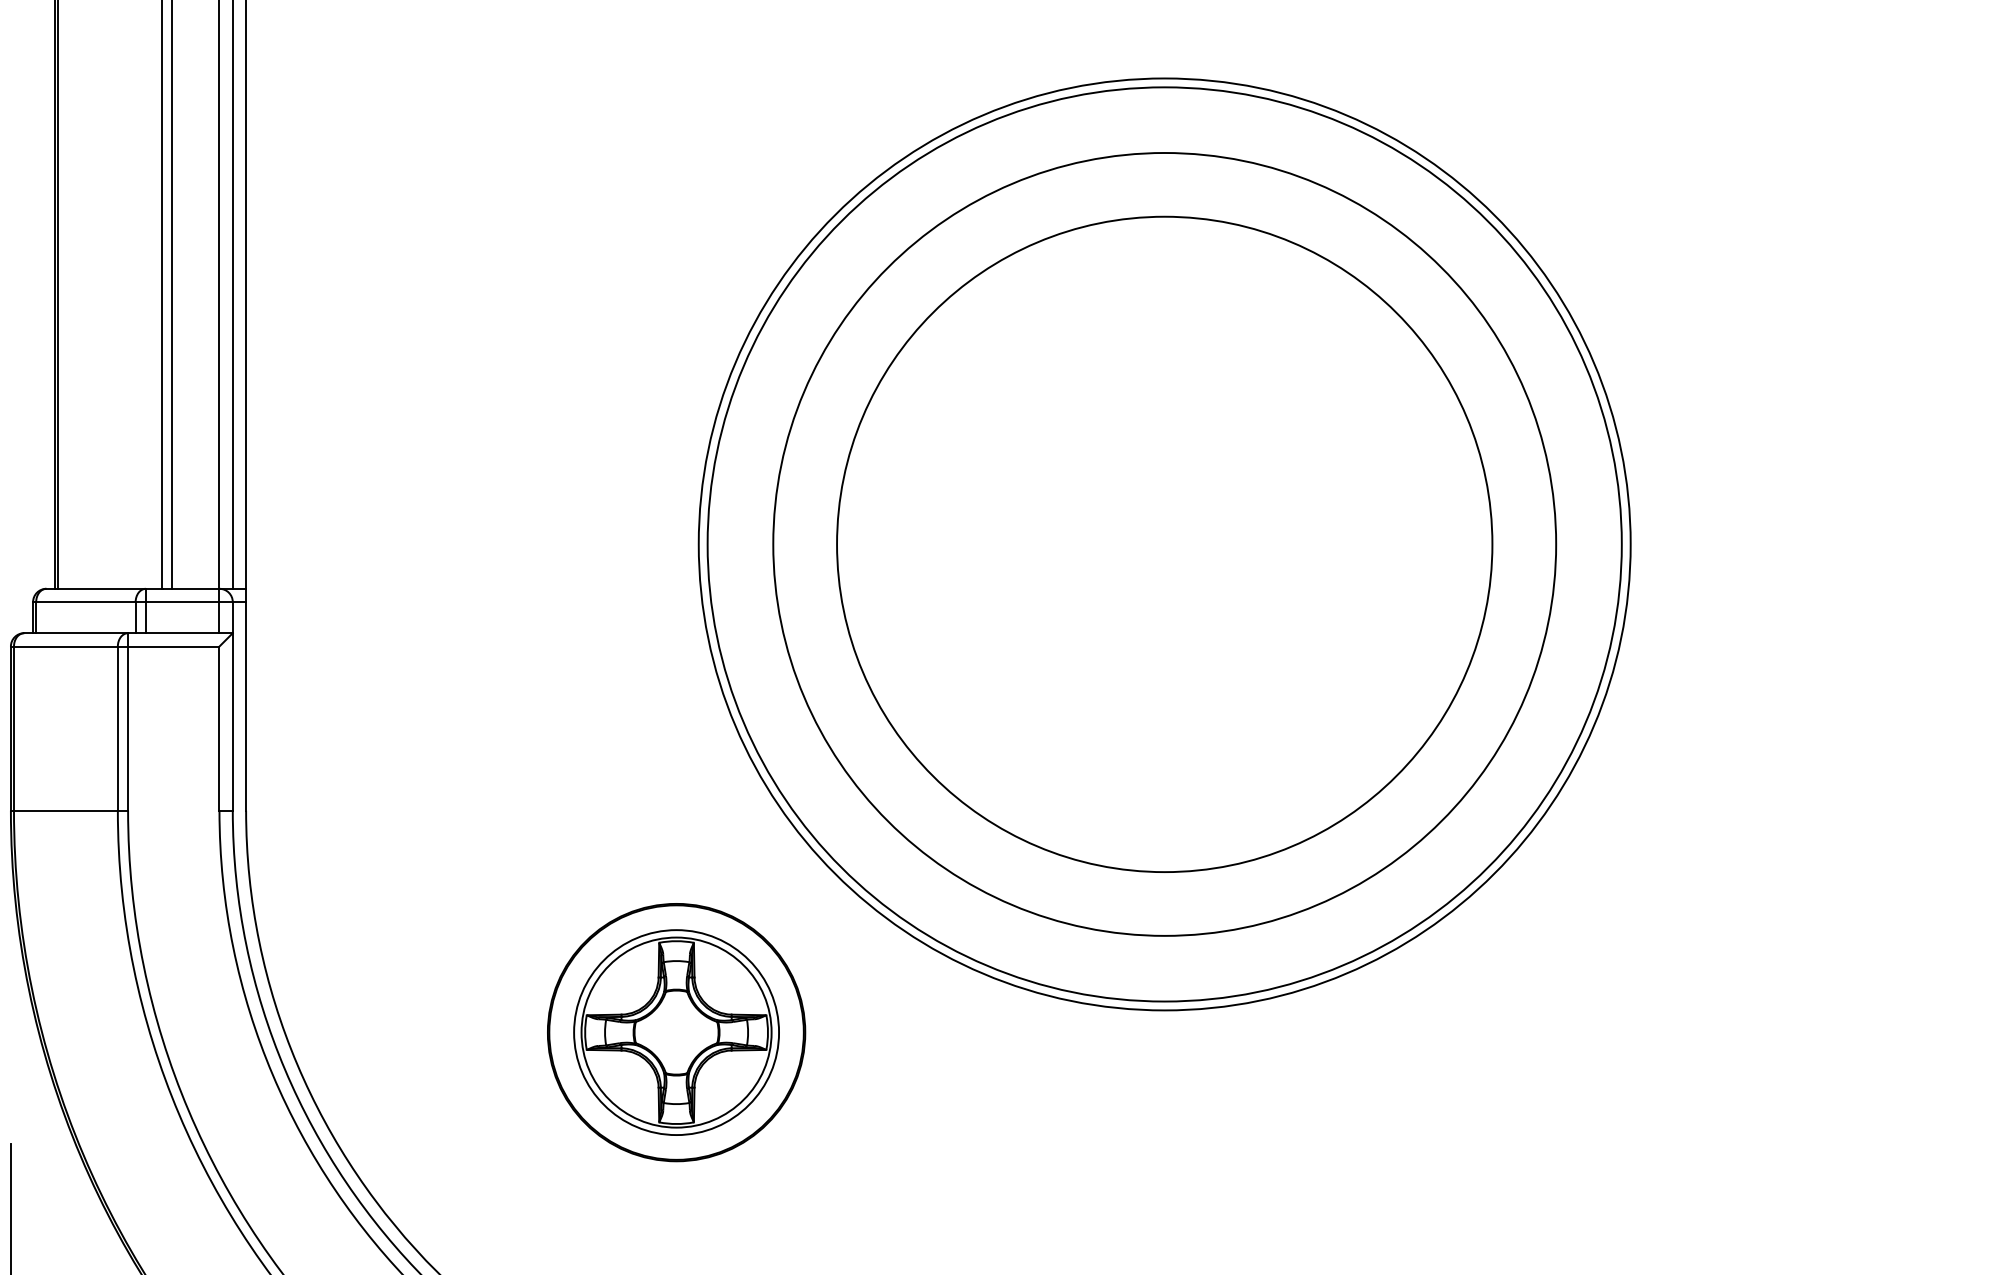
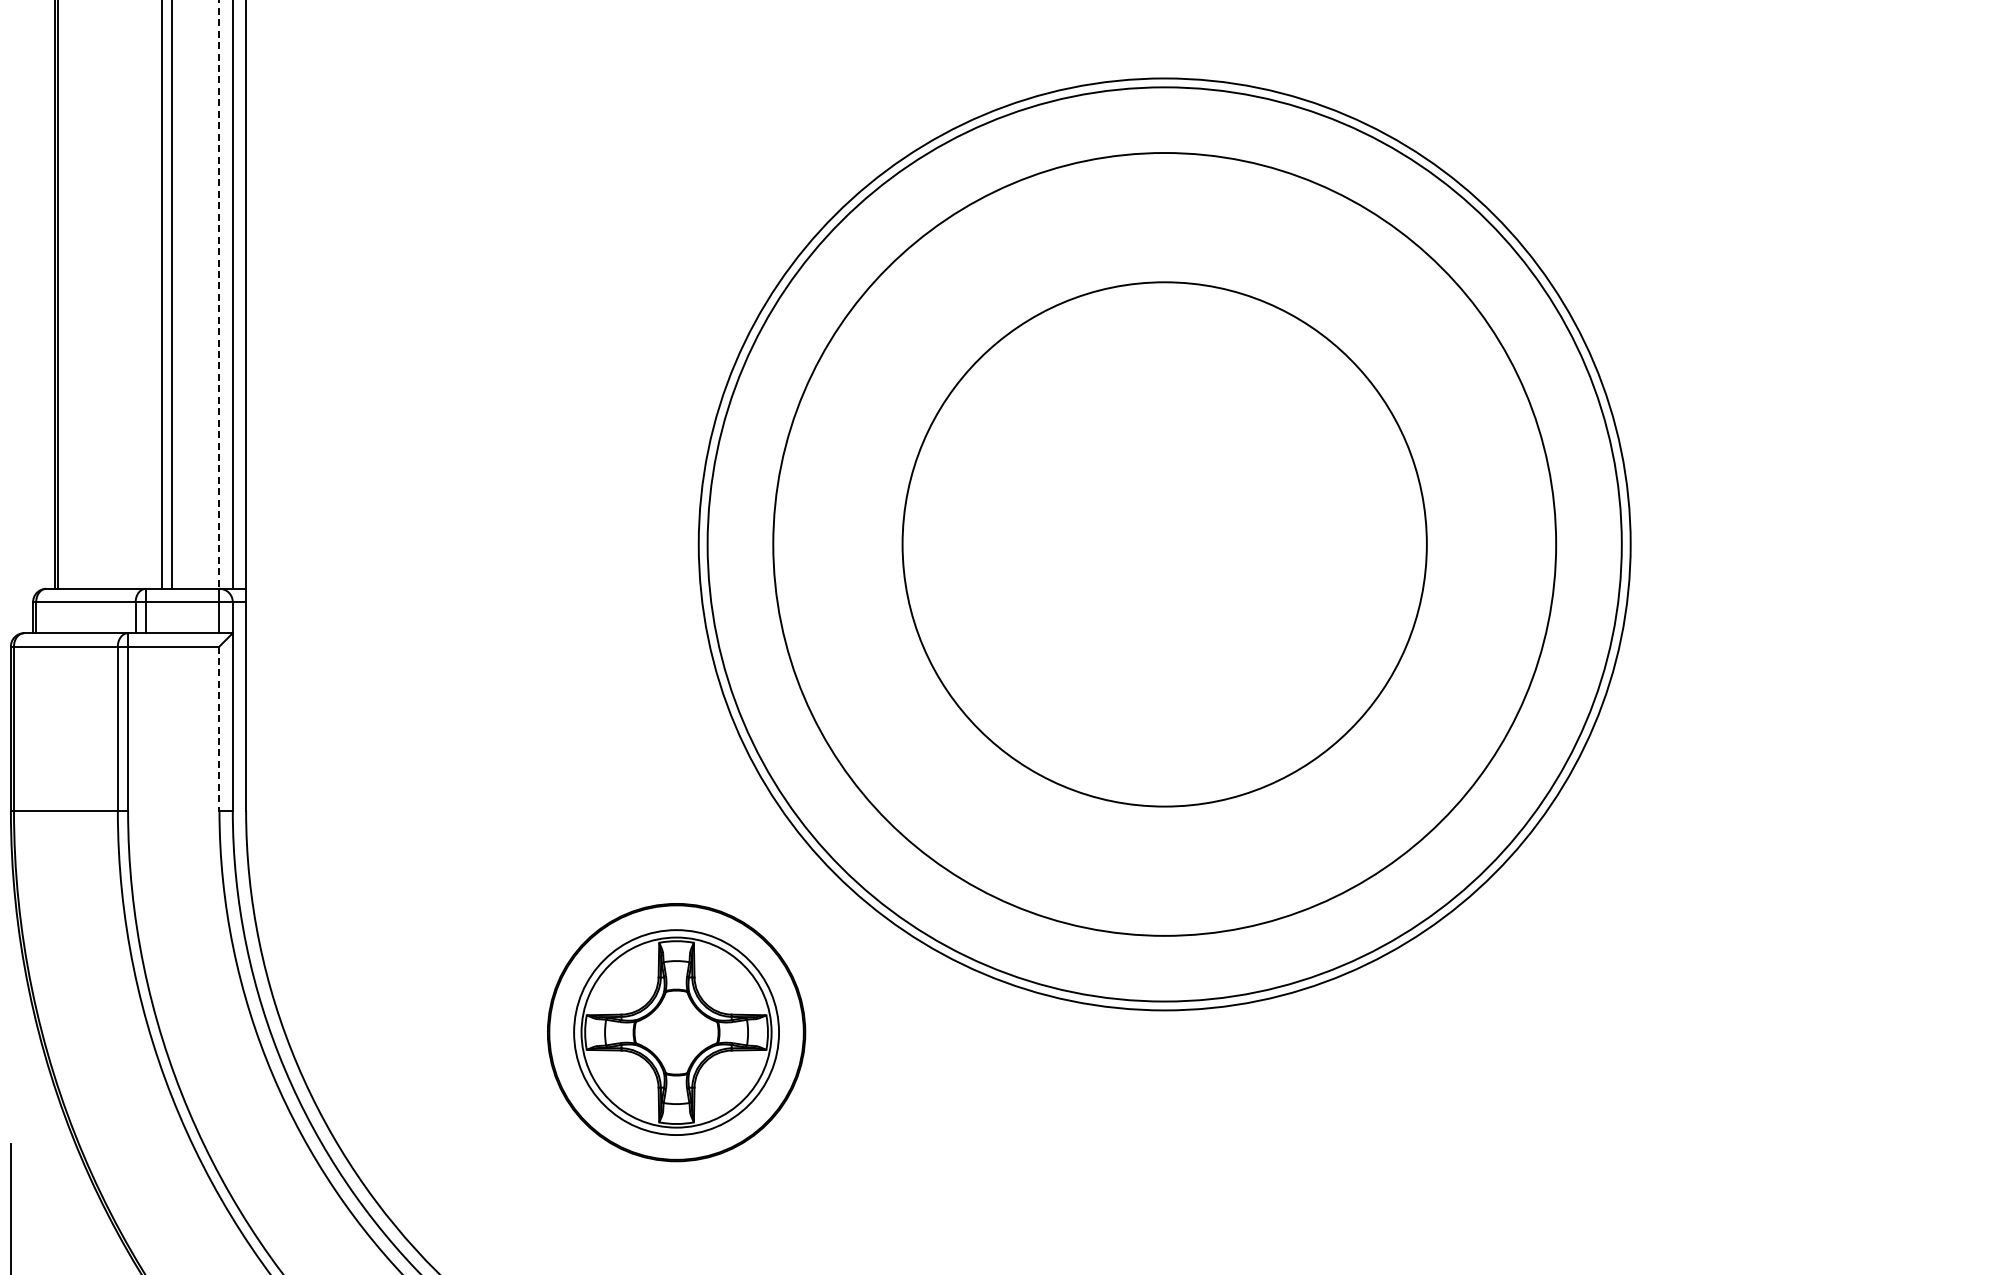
line: solid -> dashed (219, 294)
circle diameter: 655 px -> 524 px (1164, 544)
line: solid -> dashed (219, 729)
